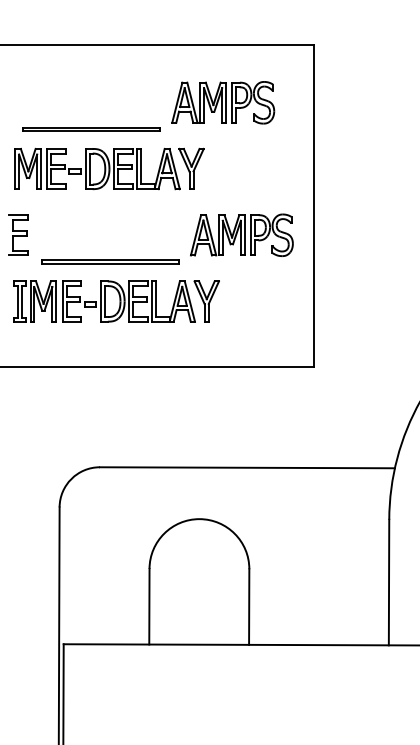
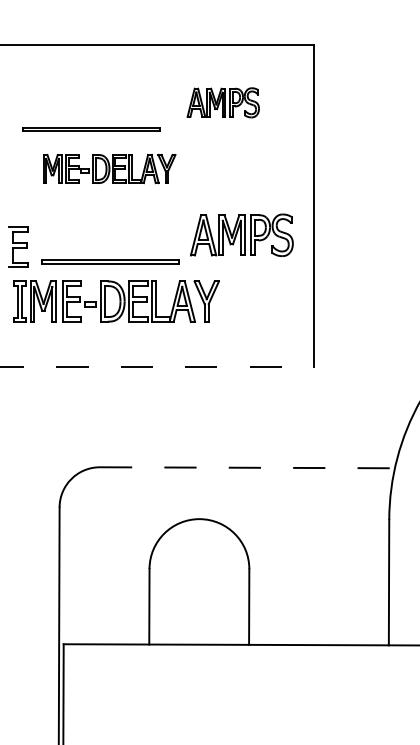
part size: 105x44 px -> 74x32 px (222, 102)
part size: 191x44 px -> 134x32 px (109, 168)
part position: (18, 234) -> (18, 246) (18, 246)
line: solid -> dashed (157, 367)
line: solid -> dashed (247, 467)
